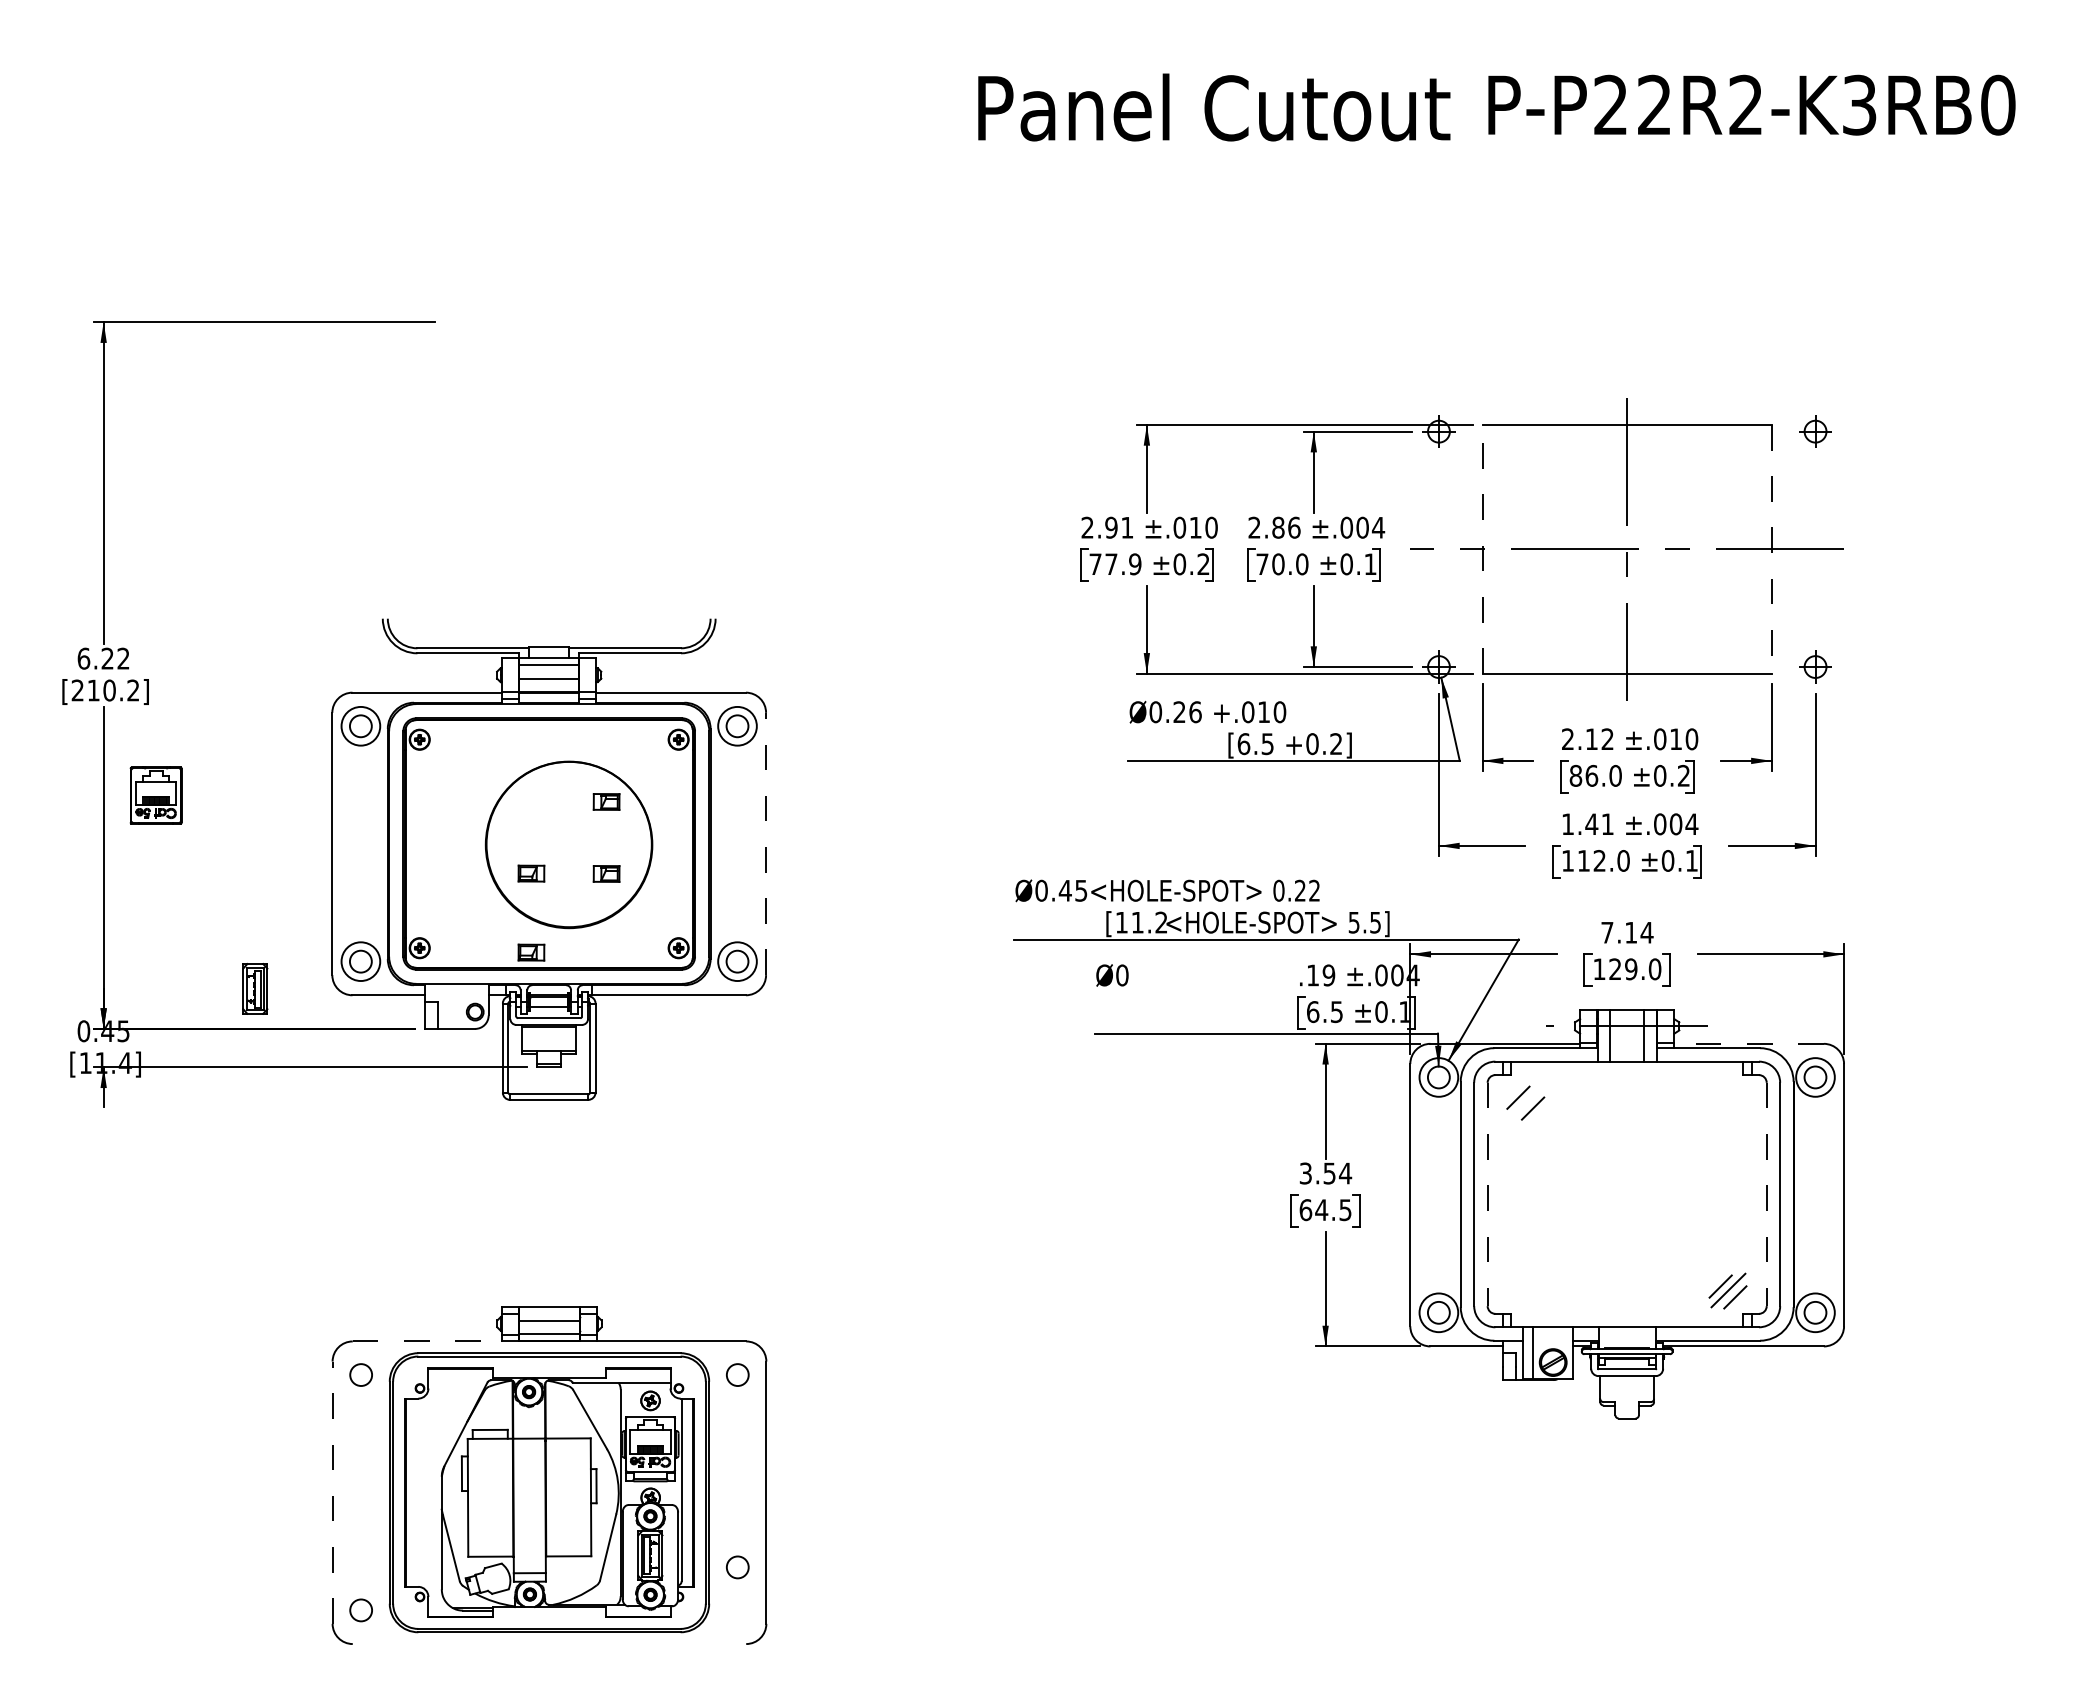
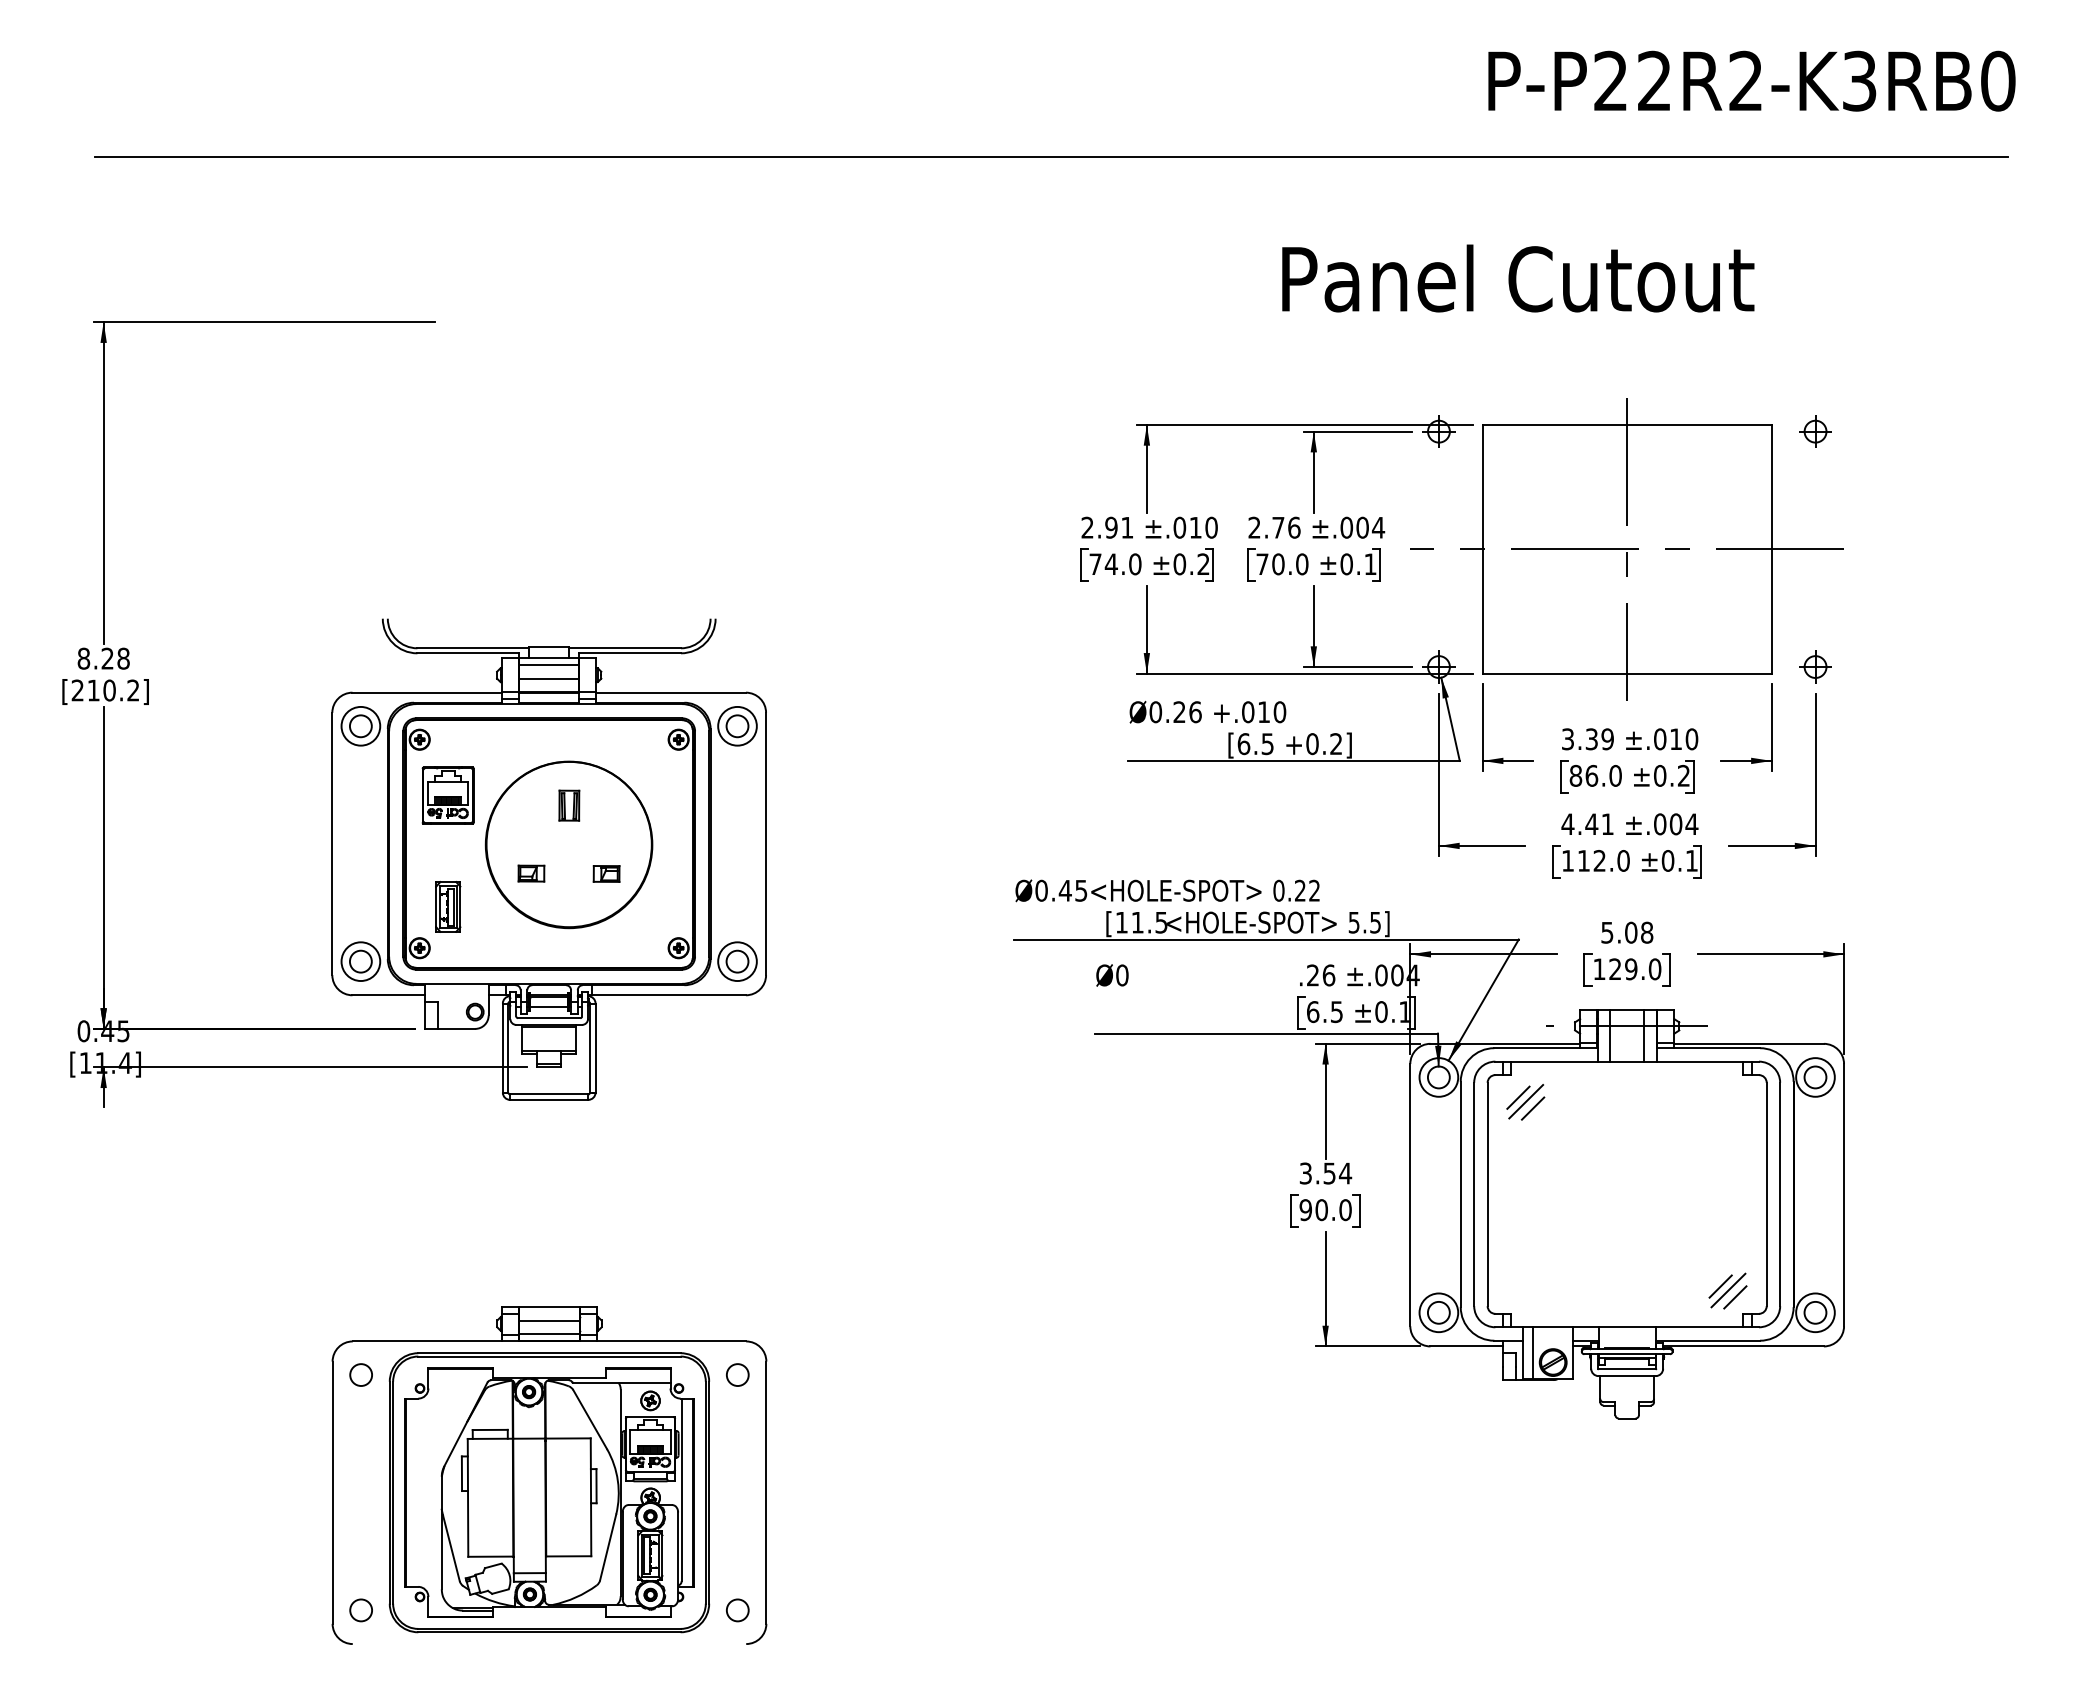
text position: (1751, 104) -> (1751, 80) (1751, 80)
text position: (1214, 107) -> (1518, 278) (1518, 278)
line: none -> present (1050, 156)
text: 2.86 -> 2.76 (1278, 527)
line: dashed -> solid (1482, 548)
line: dashed -> solid (1771, 549)
text: 77.9 -> 74.0 (1122, 564)
text: 6.22 -> 8.28 (103, 658)
text: 2.12 -> 3.39 (1587, 739)
part position: (155, 795) -> (447, 795) (447, 795)
part: present -> none (606, 801)
part: none -> present (569, 805)
text: 1.41 -> 4.41 (1567, 823)
line: dashed -> solid (766, 843)
text: [11.2 -> [11.5 (1161, 922)
text: 7.14 -> 5.08 (1627, 932)
part: present -> none (531, 952)
text: .19 -> .26 (1321, 975)
part position: (255, 988) -> (448, 906) (448, 906)
line: dashed -> solid (1749, 1043)
line: none -> present (1526, 1101)
line: dashed -> solid (1487, 1194)
line: dashed -> solid (1766, 1194)
text: 64.5 -> 90.0 (1325, 1210)
line: dashed -> solid (427, 1341)
line: dashed -> solid (332, 1492)
circle position: (737, 1567) -> (737, 1610) (737, 1610)
